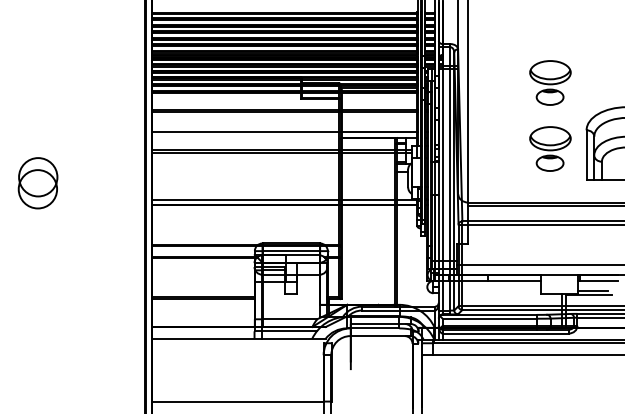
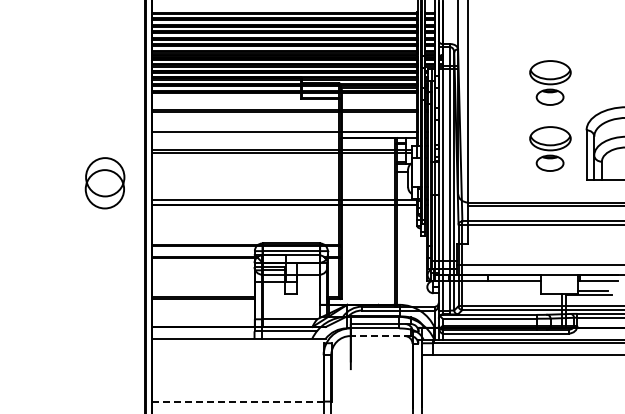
part position: (37, 183) -> (104, 183) (104, 183)
line: solid -> dashed (380, 336)
line: solid -> dashed (238, 401)
